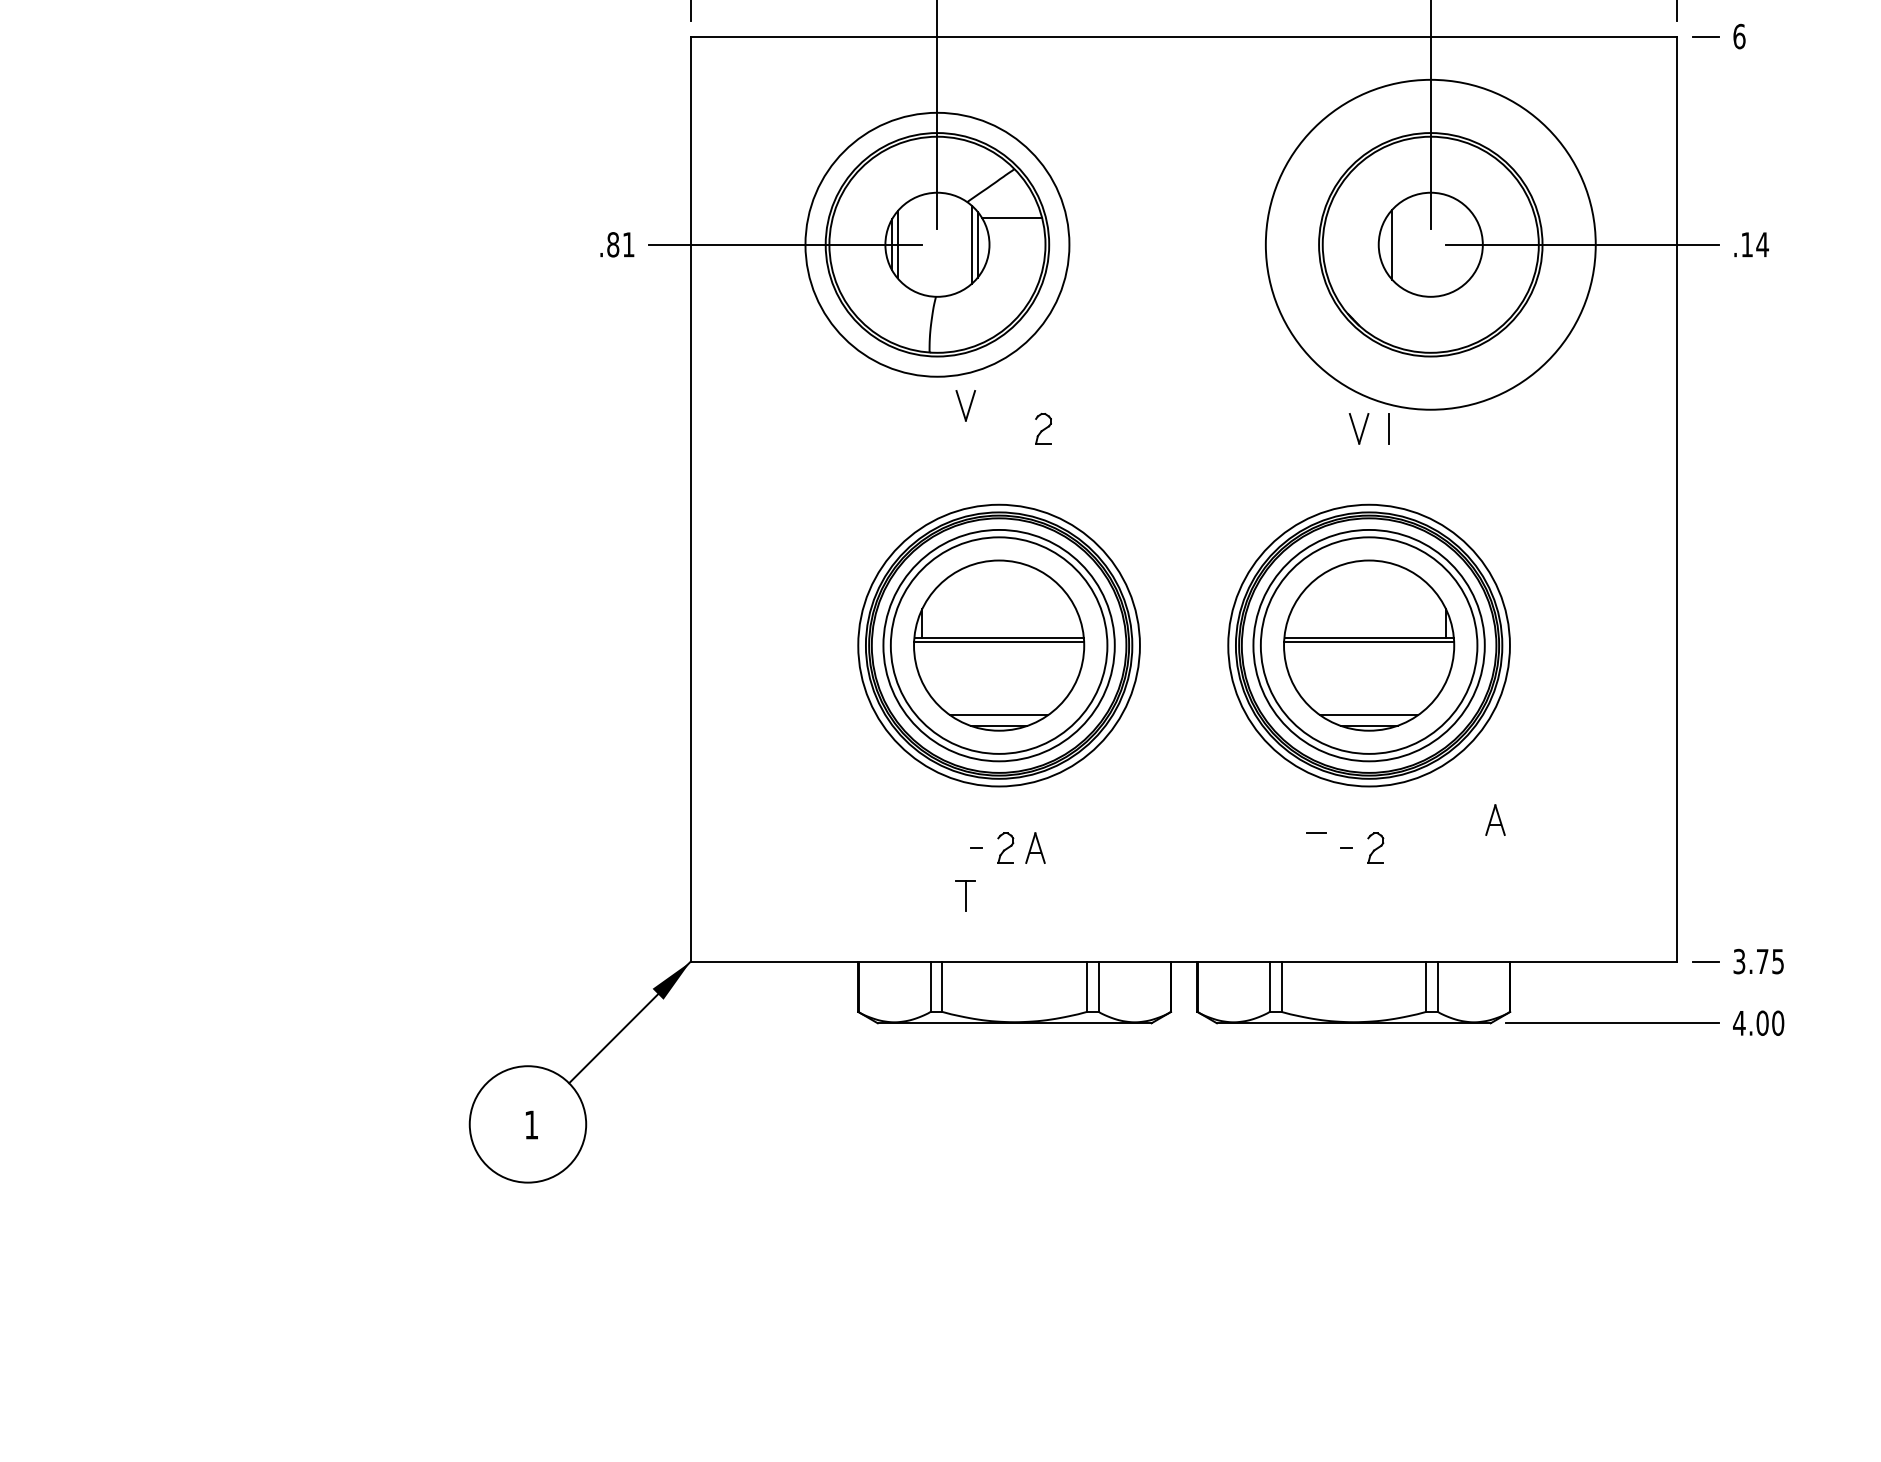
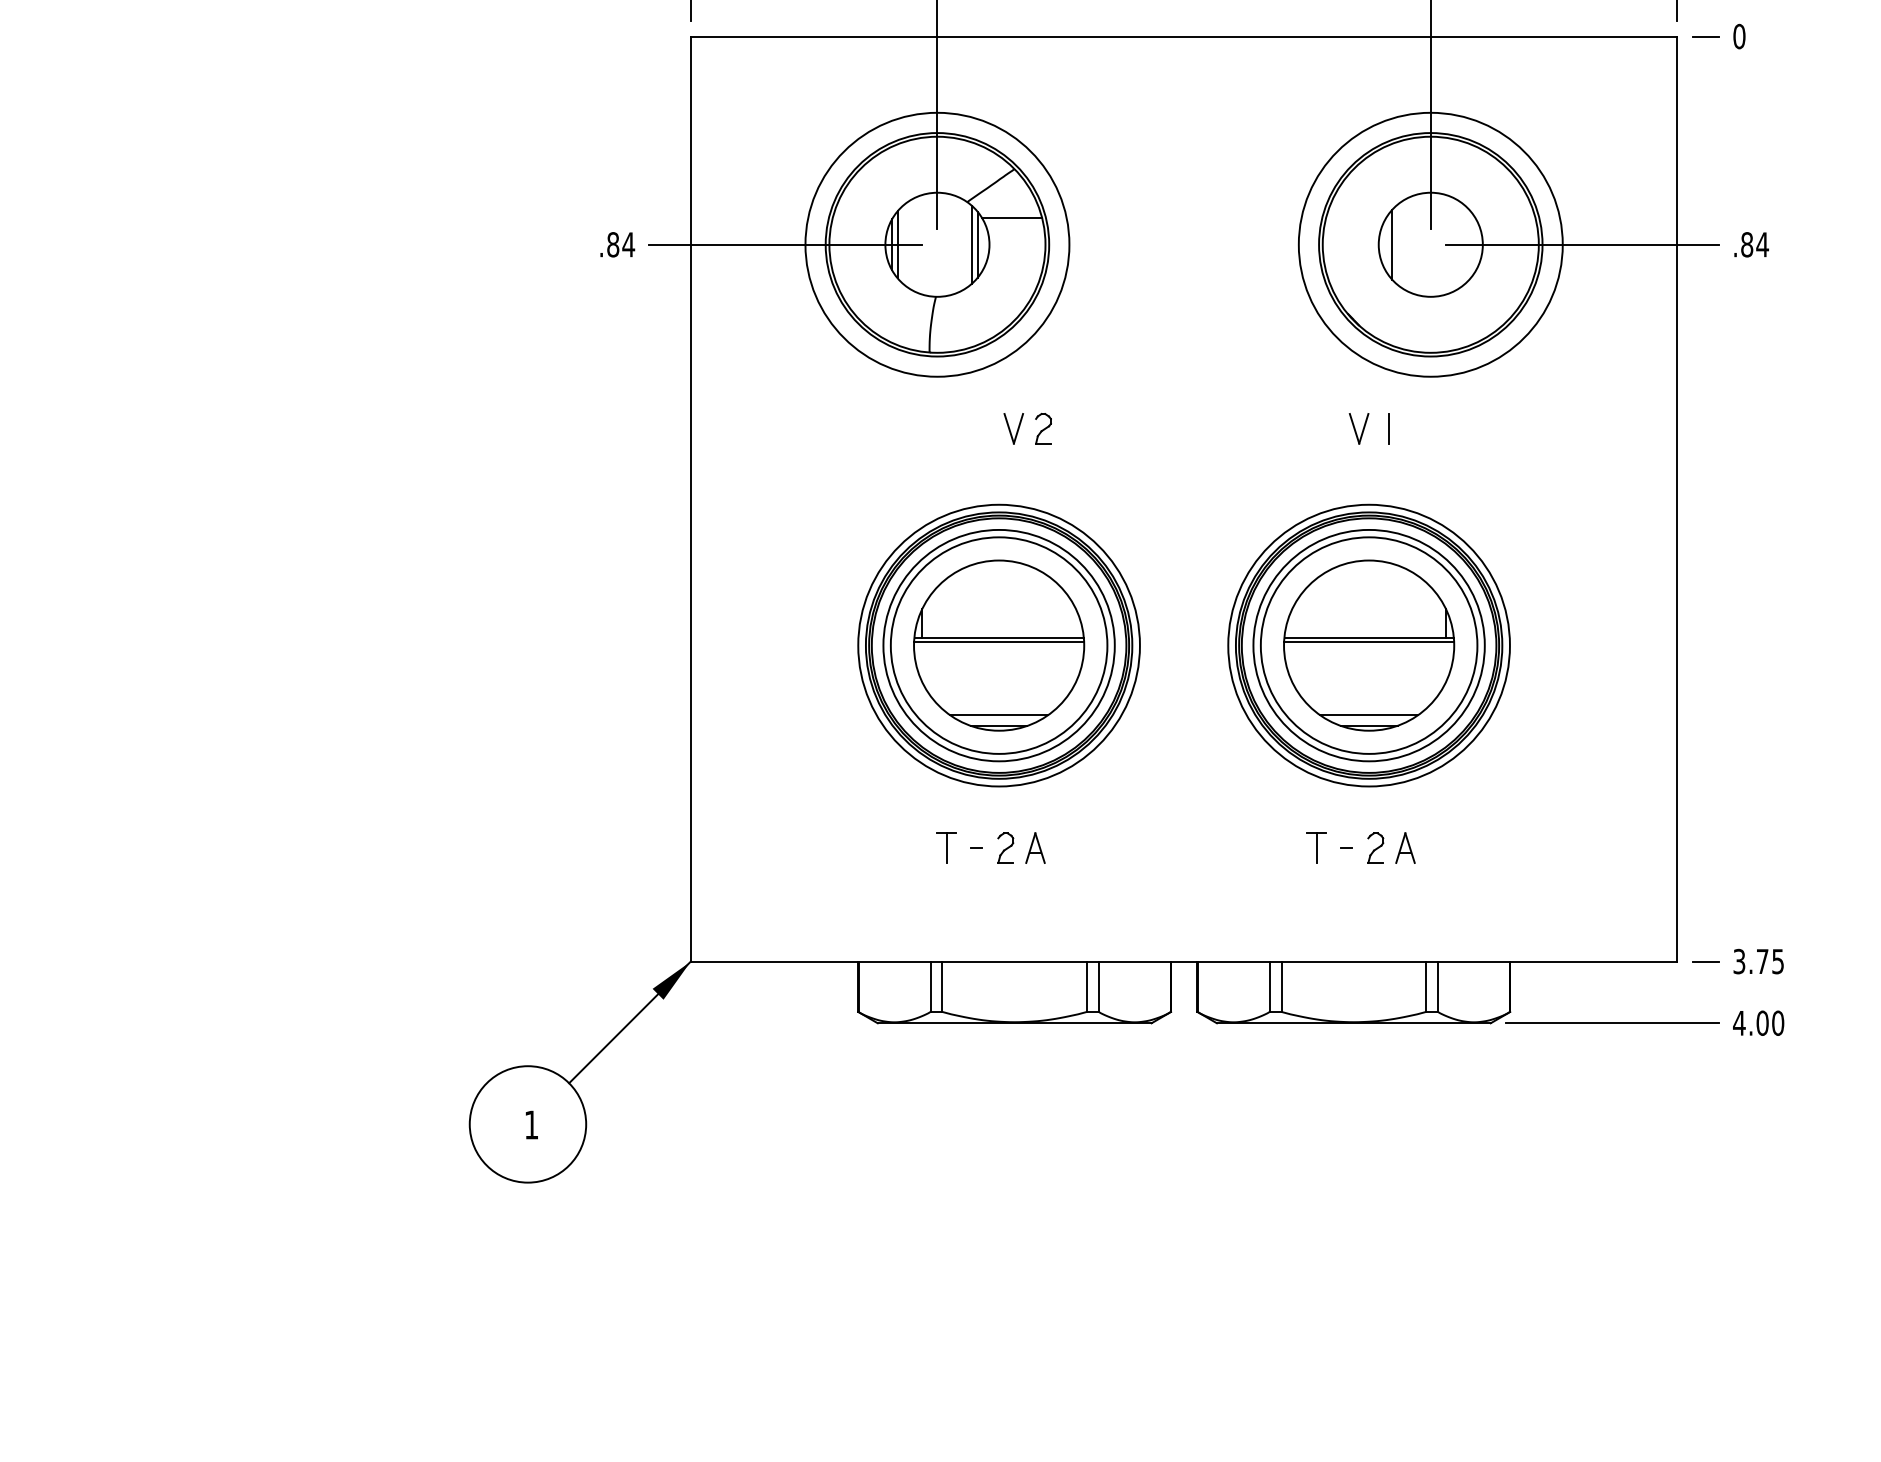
text: 6 -> 0 (1739, 35)
text: .81 -> .84 (628, 244)
circle diameter: 330 px -> 264 px (1430, 244)
text: .14 -> .84 (1747, 244)
part position: (965, 405) -> (1013, 428) (1013, 428)
part position: (1495, 819) -> (1405, 847) (1405, 847)
line: none -> present (1316, 847)
part position: (965, 895) -> (946, 847) (946, 847)
